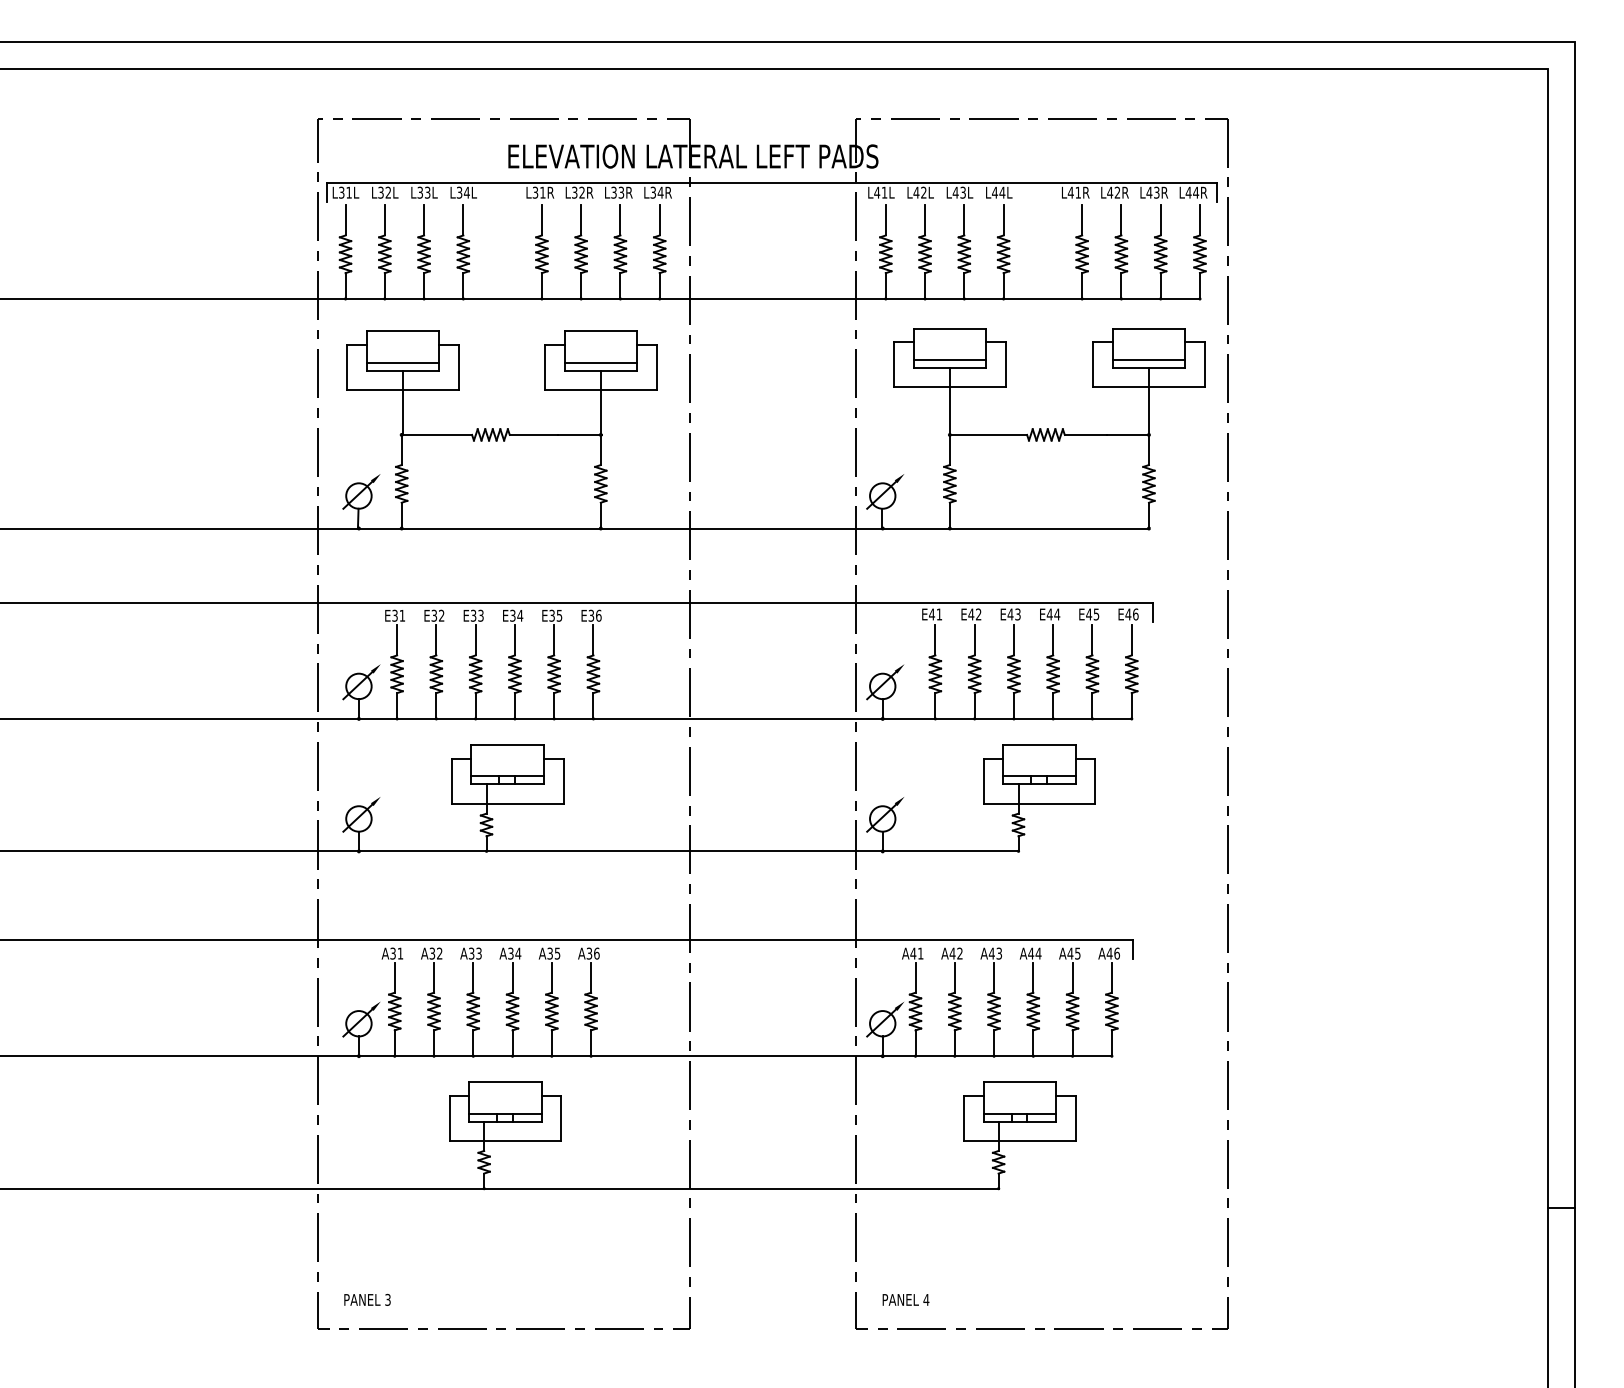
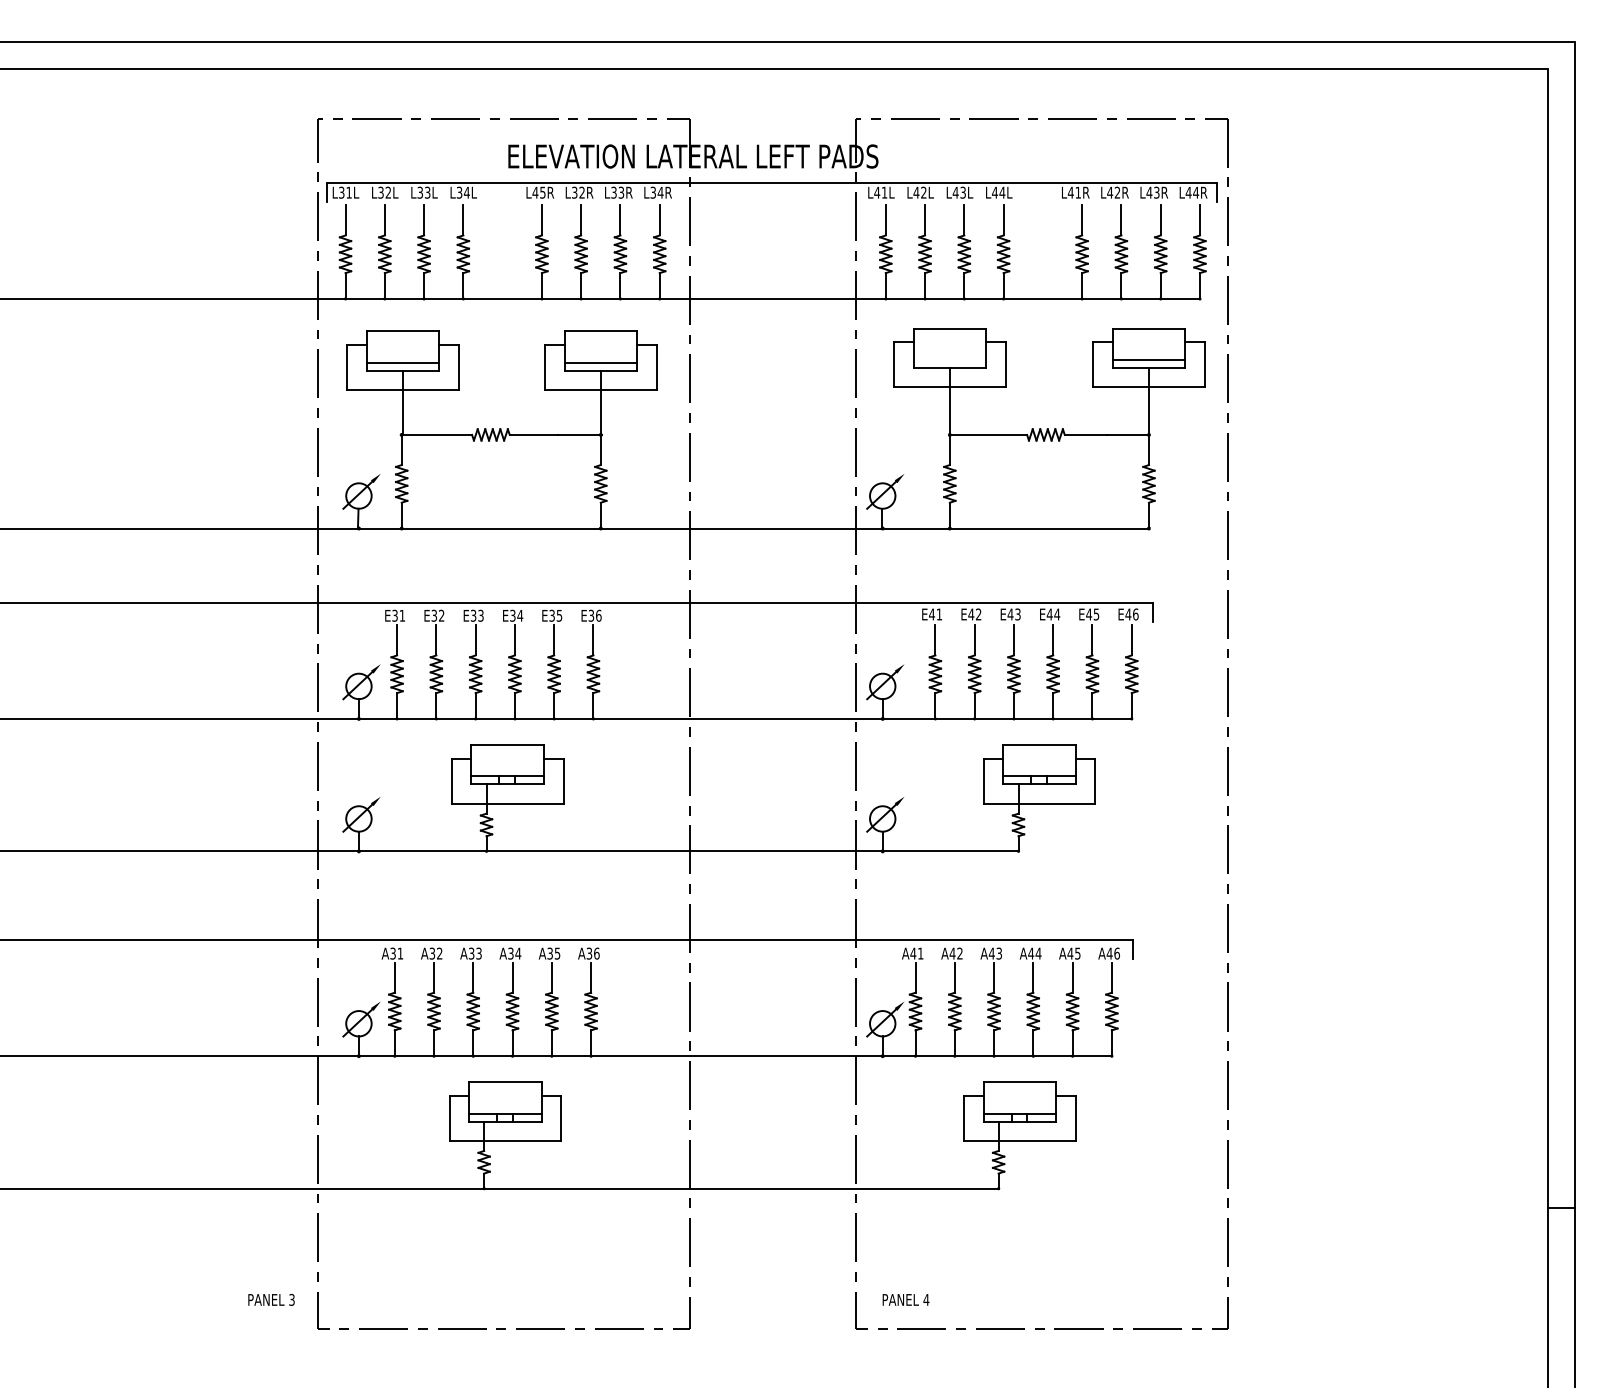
text: L31R -> L45R (538, 192)
line: present -> none (949, 359)
text position: (367, 1299) -> (271, 1299) (271, 1299)
